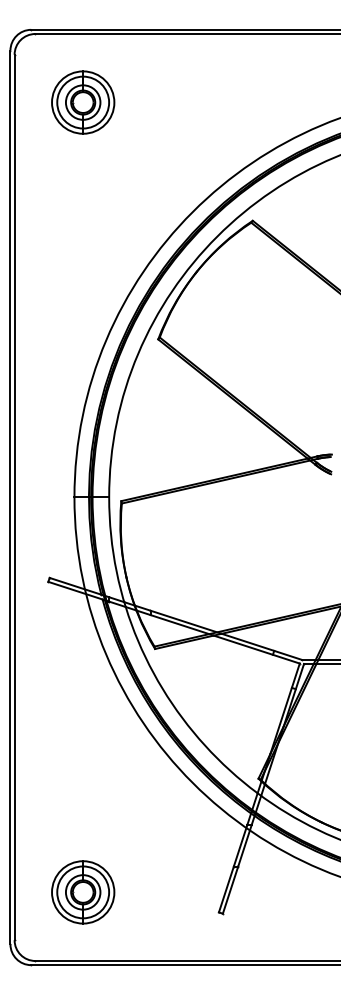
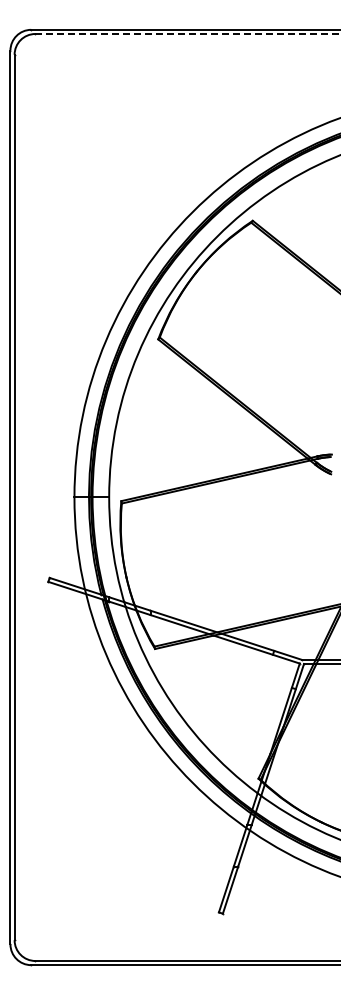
line: solid -> dashed (188, 34)
part: present -> none (83, 102)
part: present -> none (83, 892)
